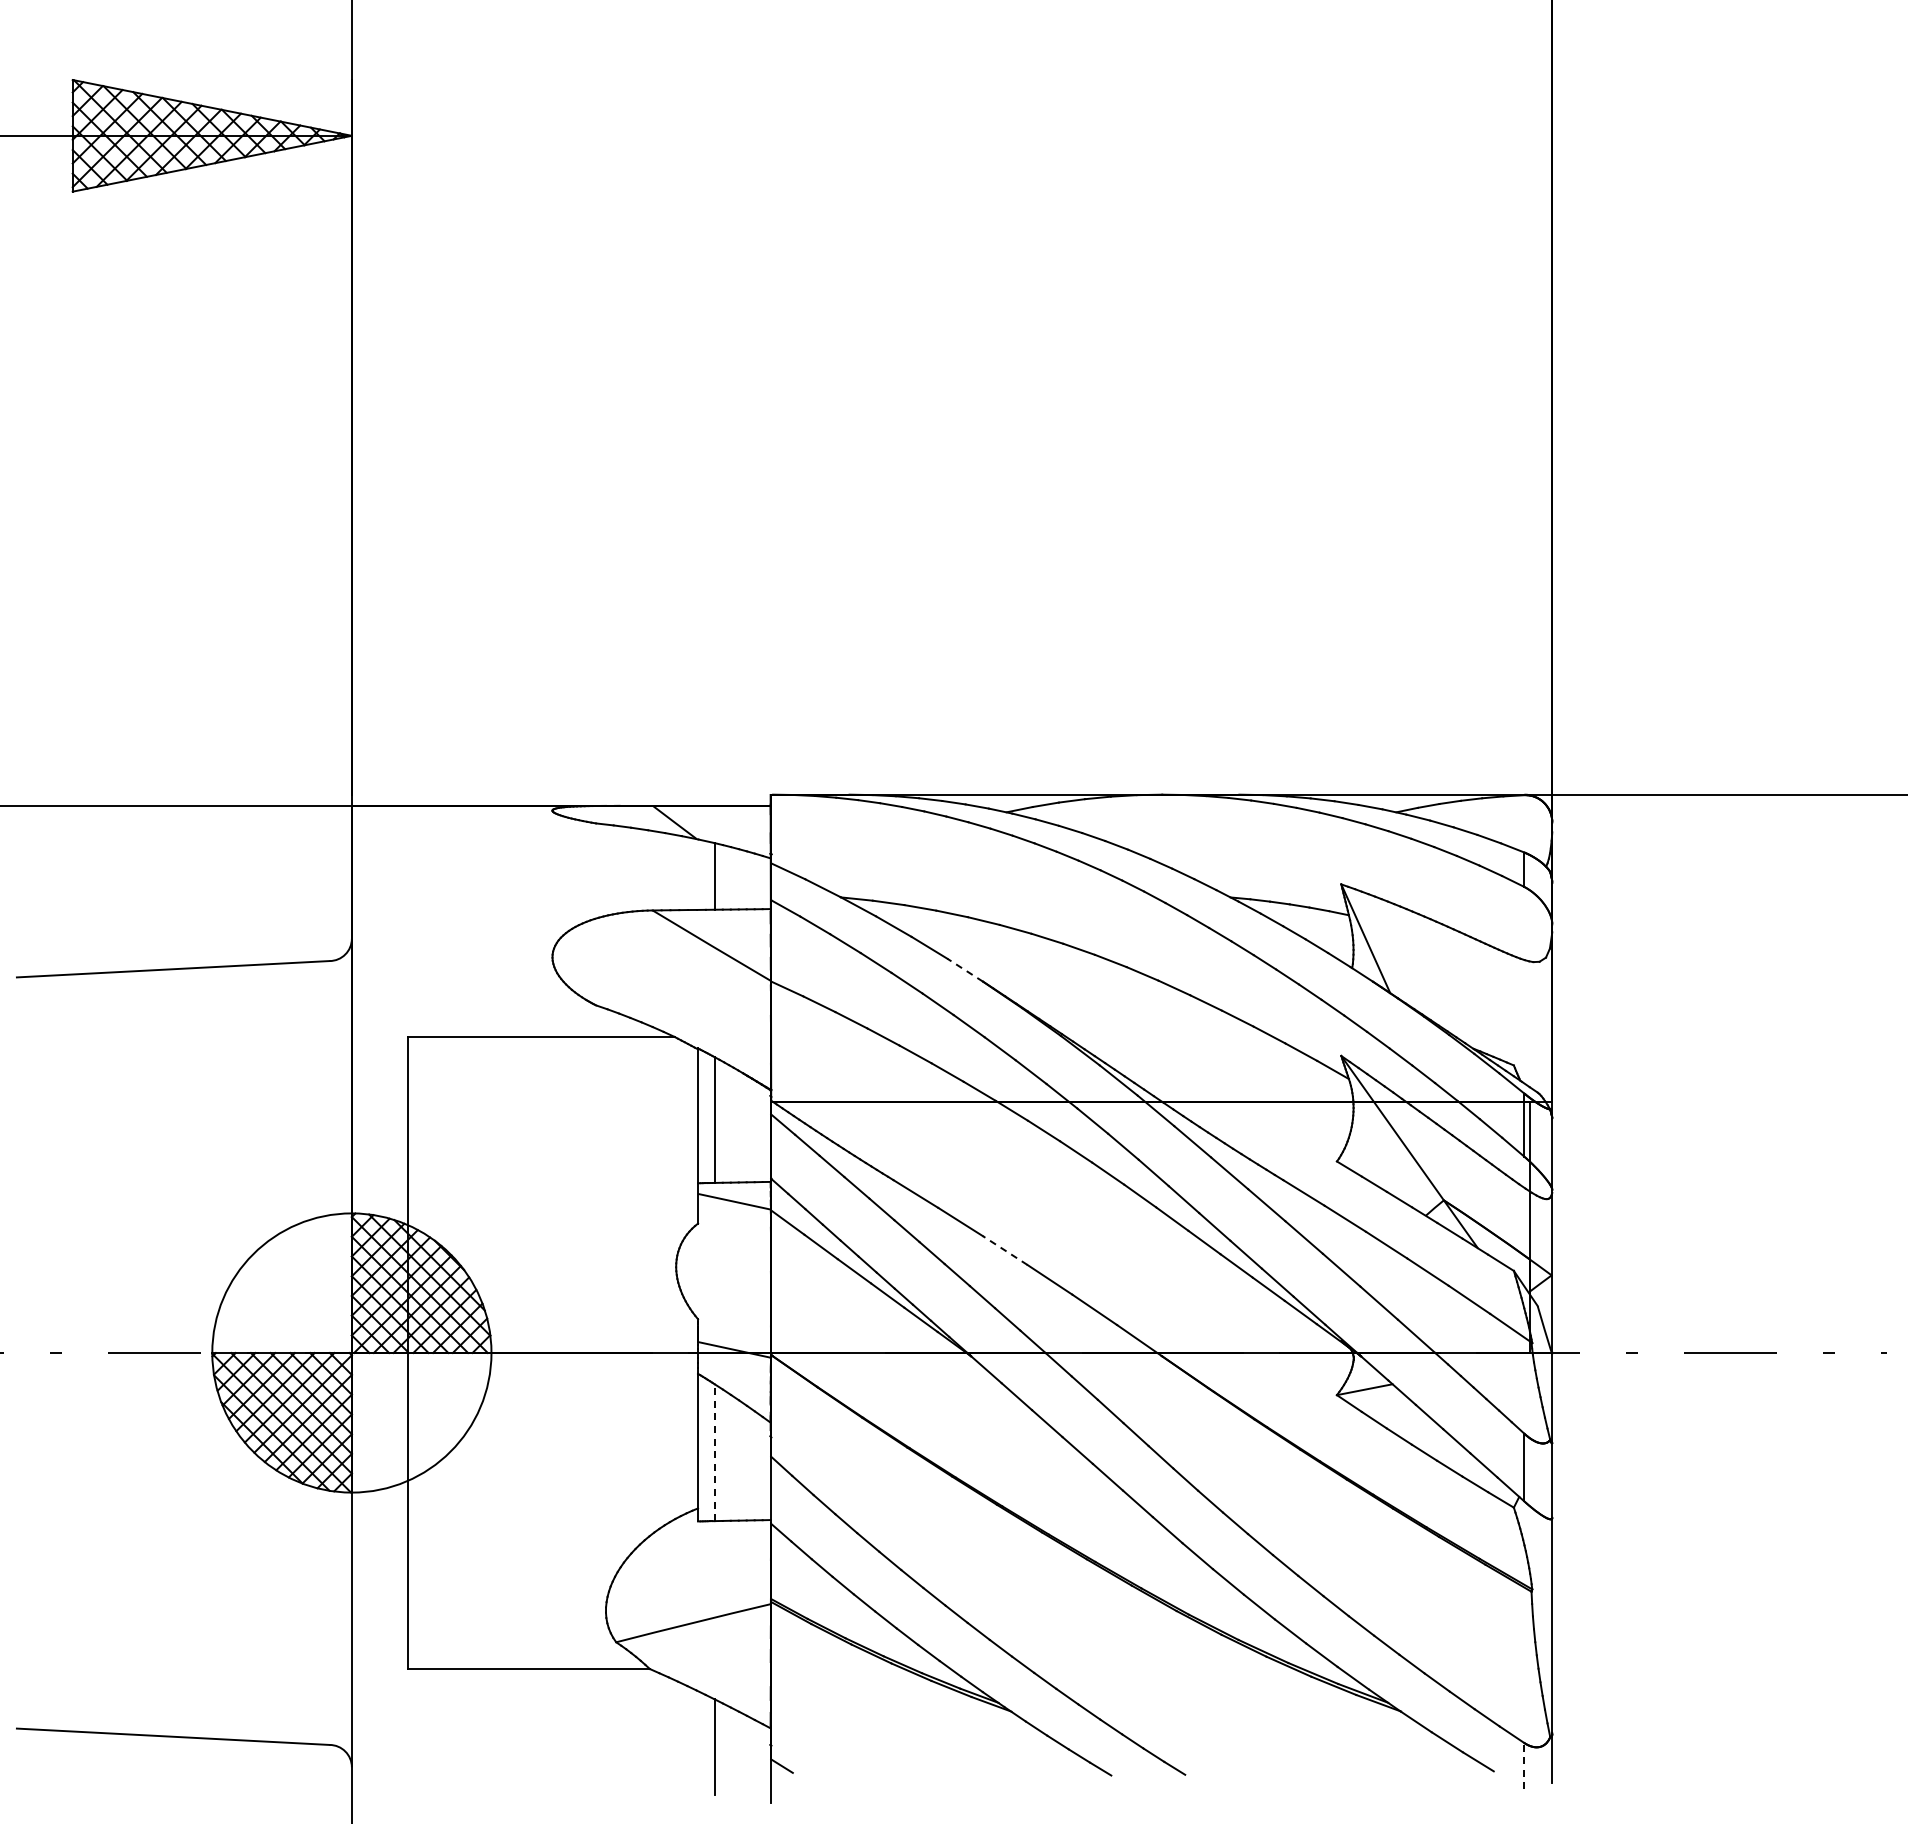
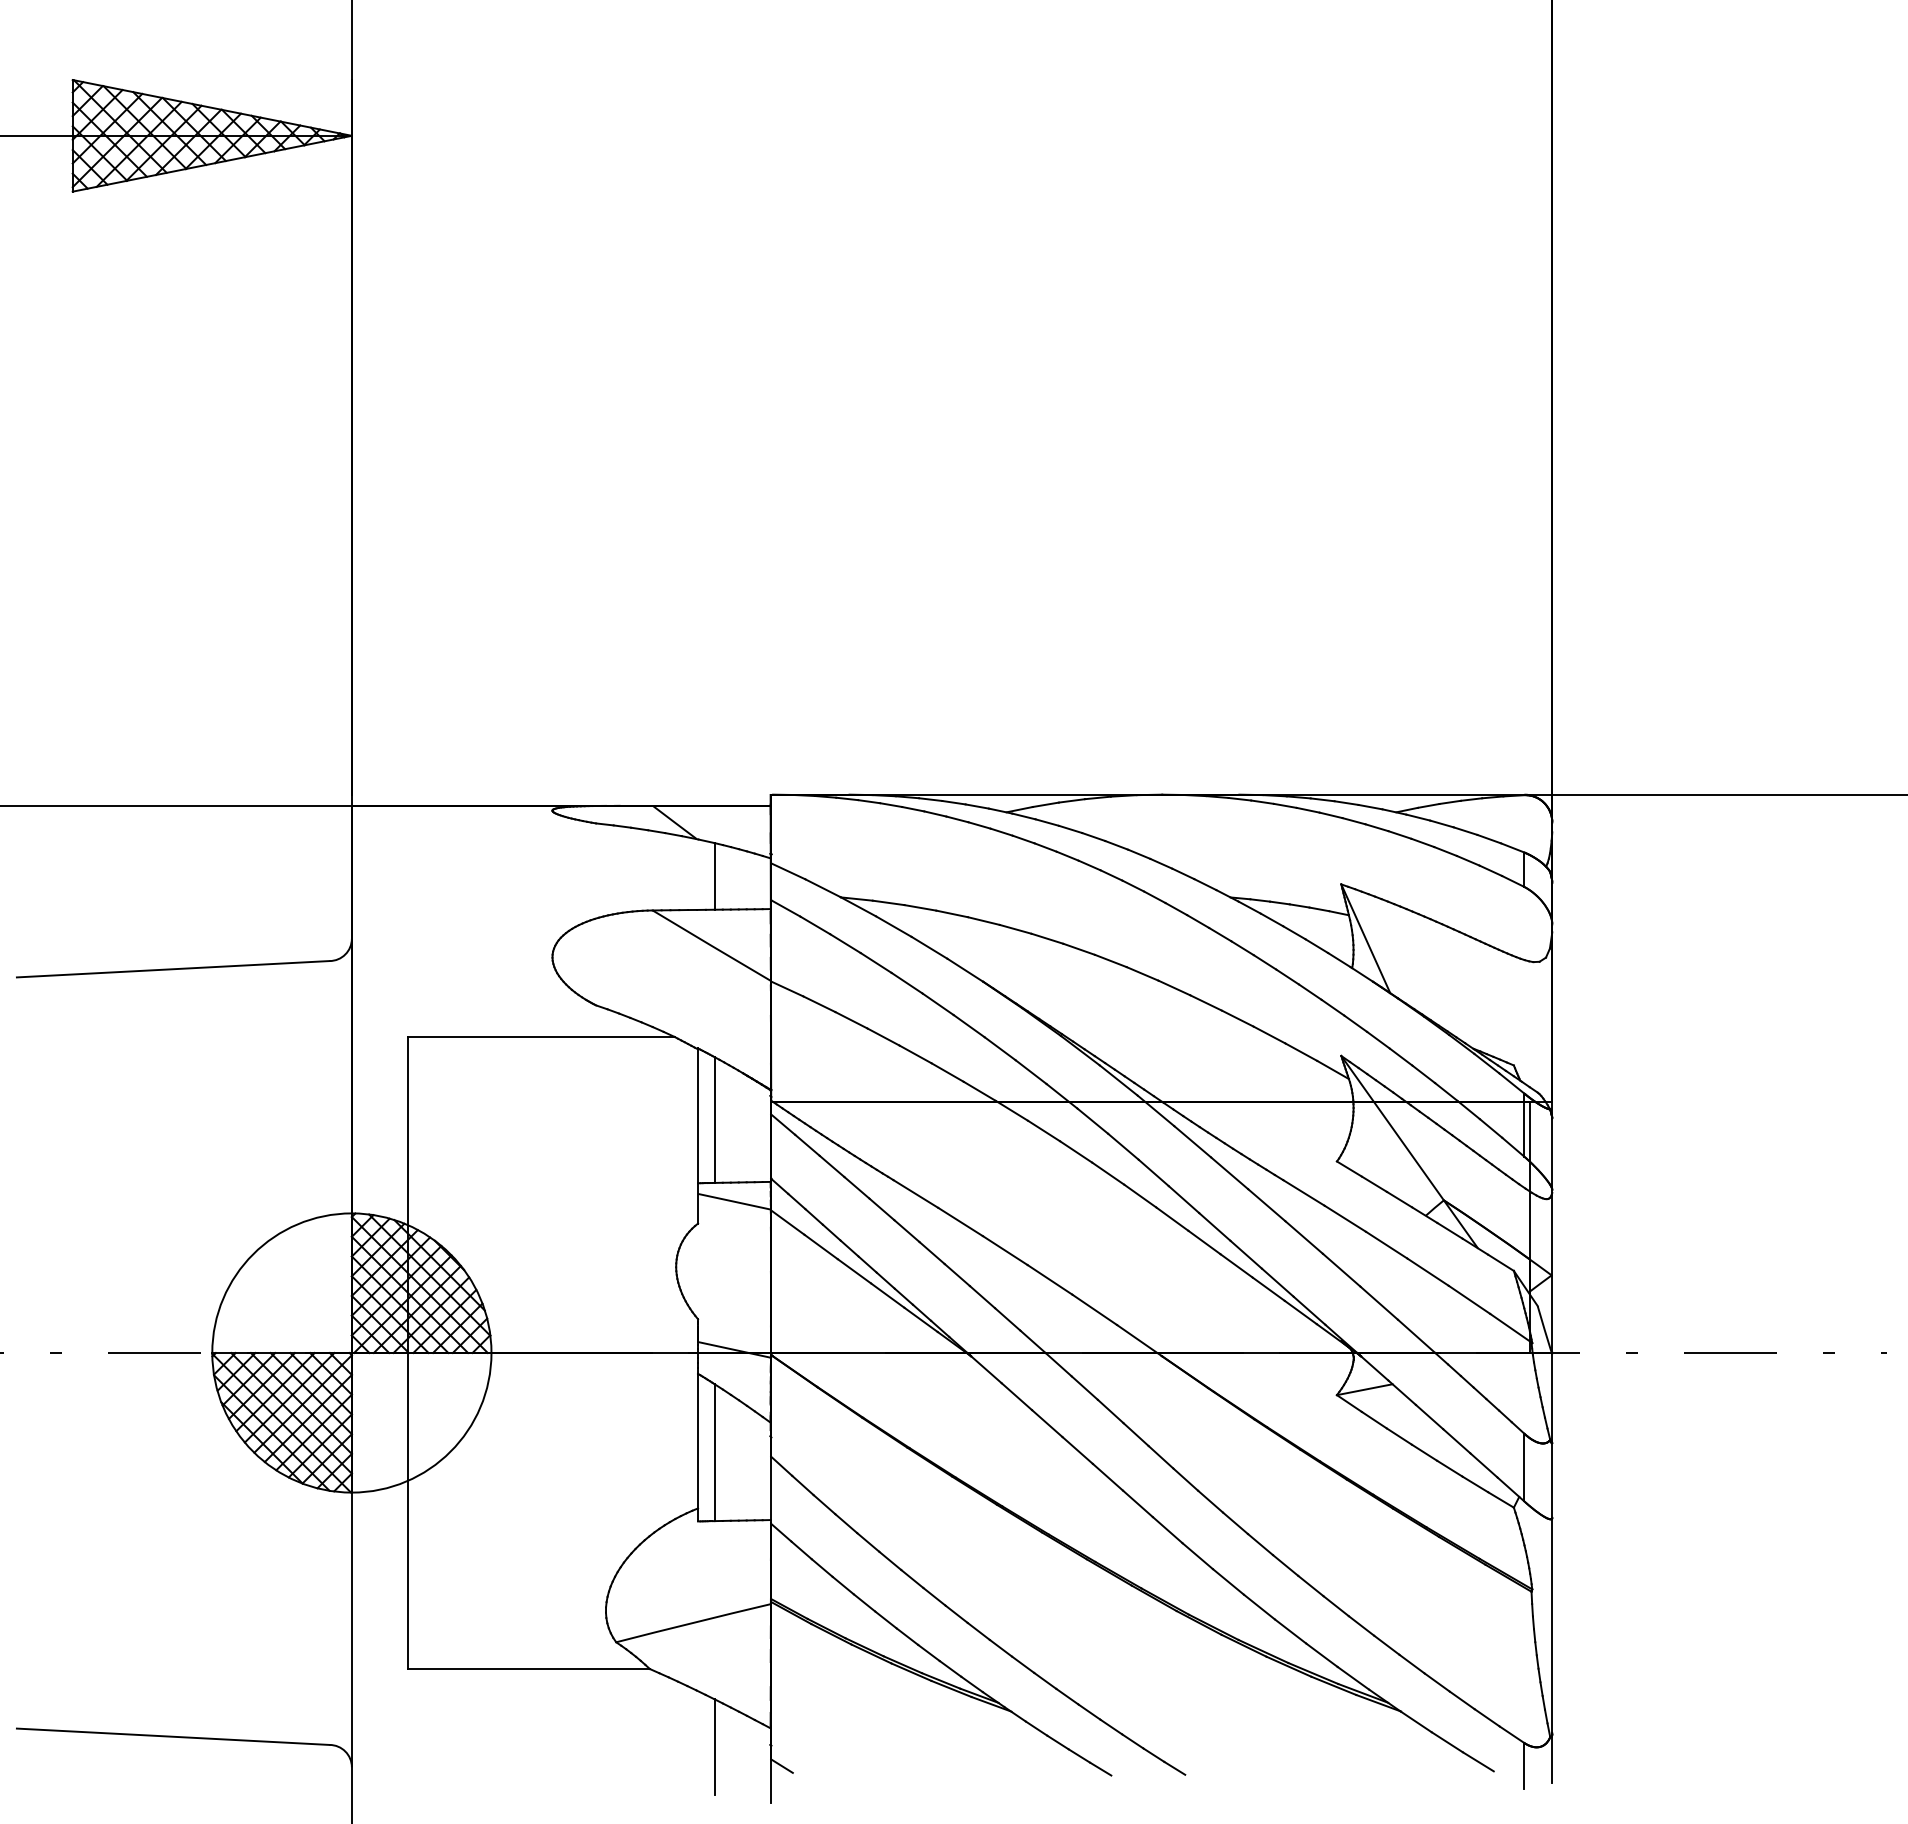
line: dashed -> solid (964, 969)
line: dashed -> solid (1005, 1250)
line: dashed -> solid (714, 1452)
line: dashed -> solid (1524, 1765)
